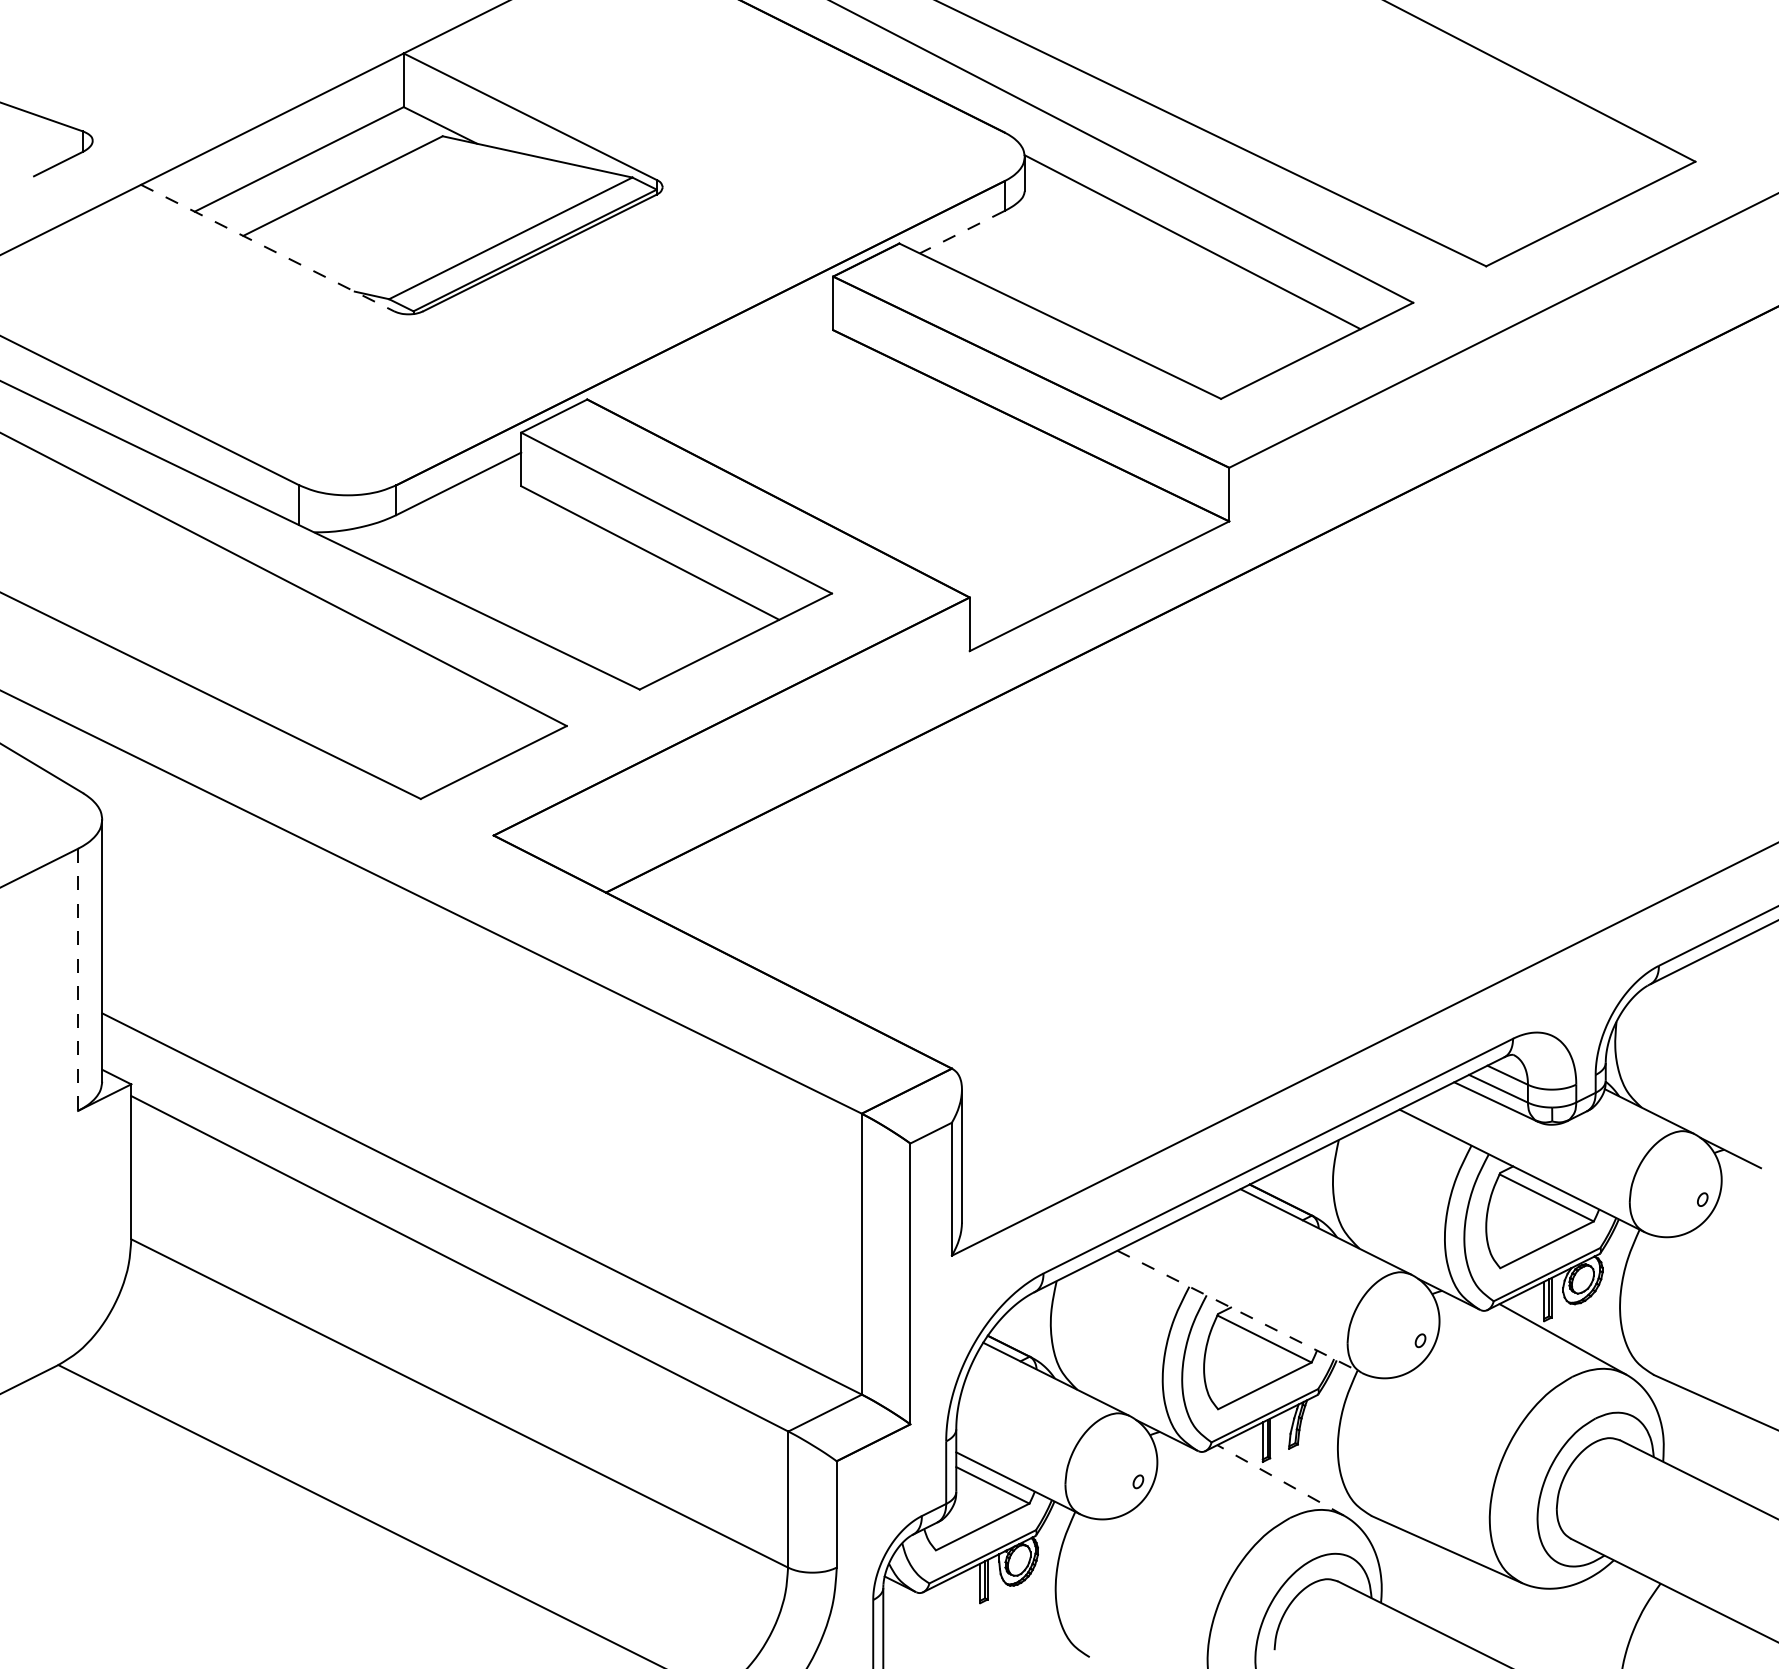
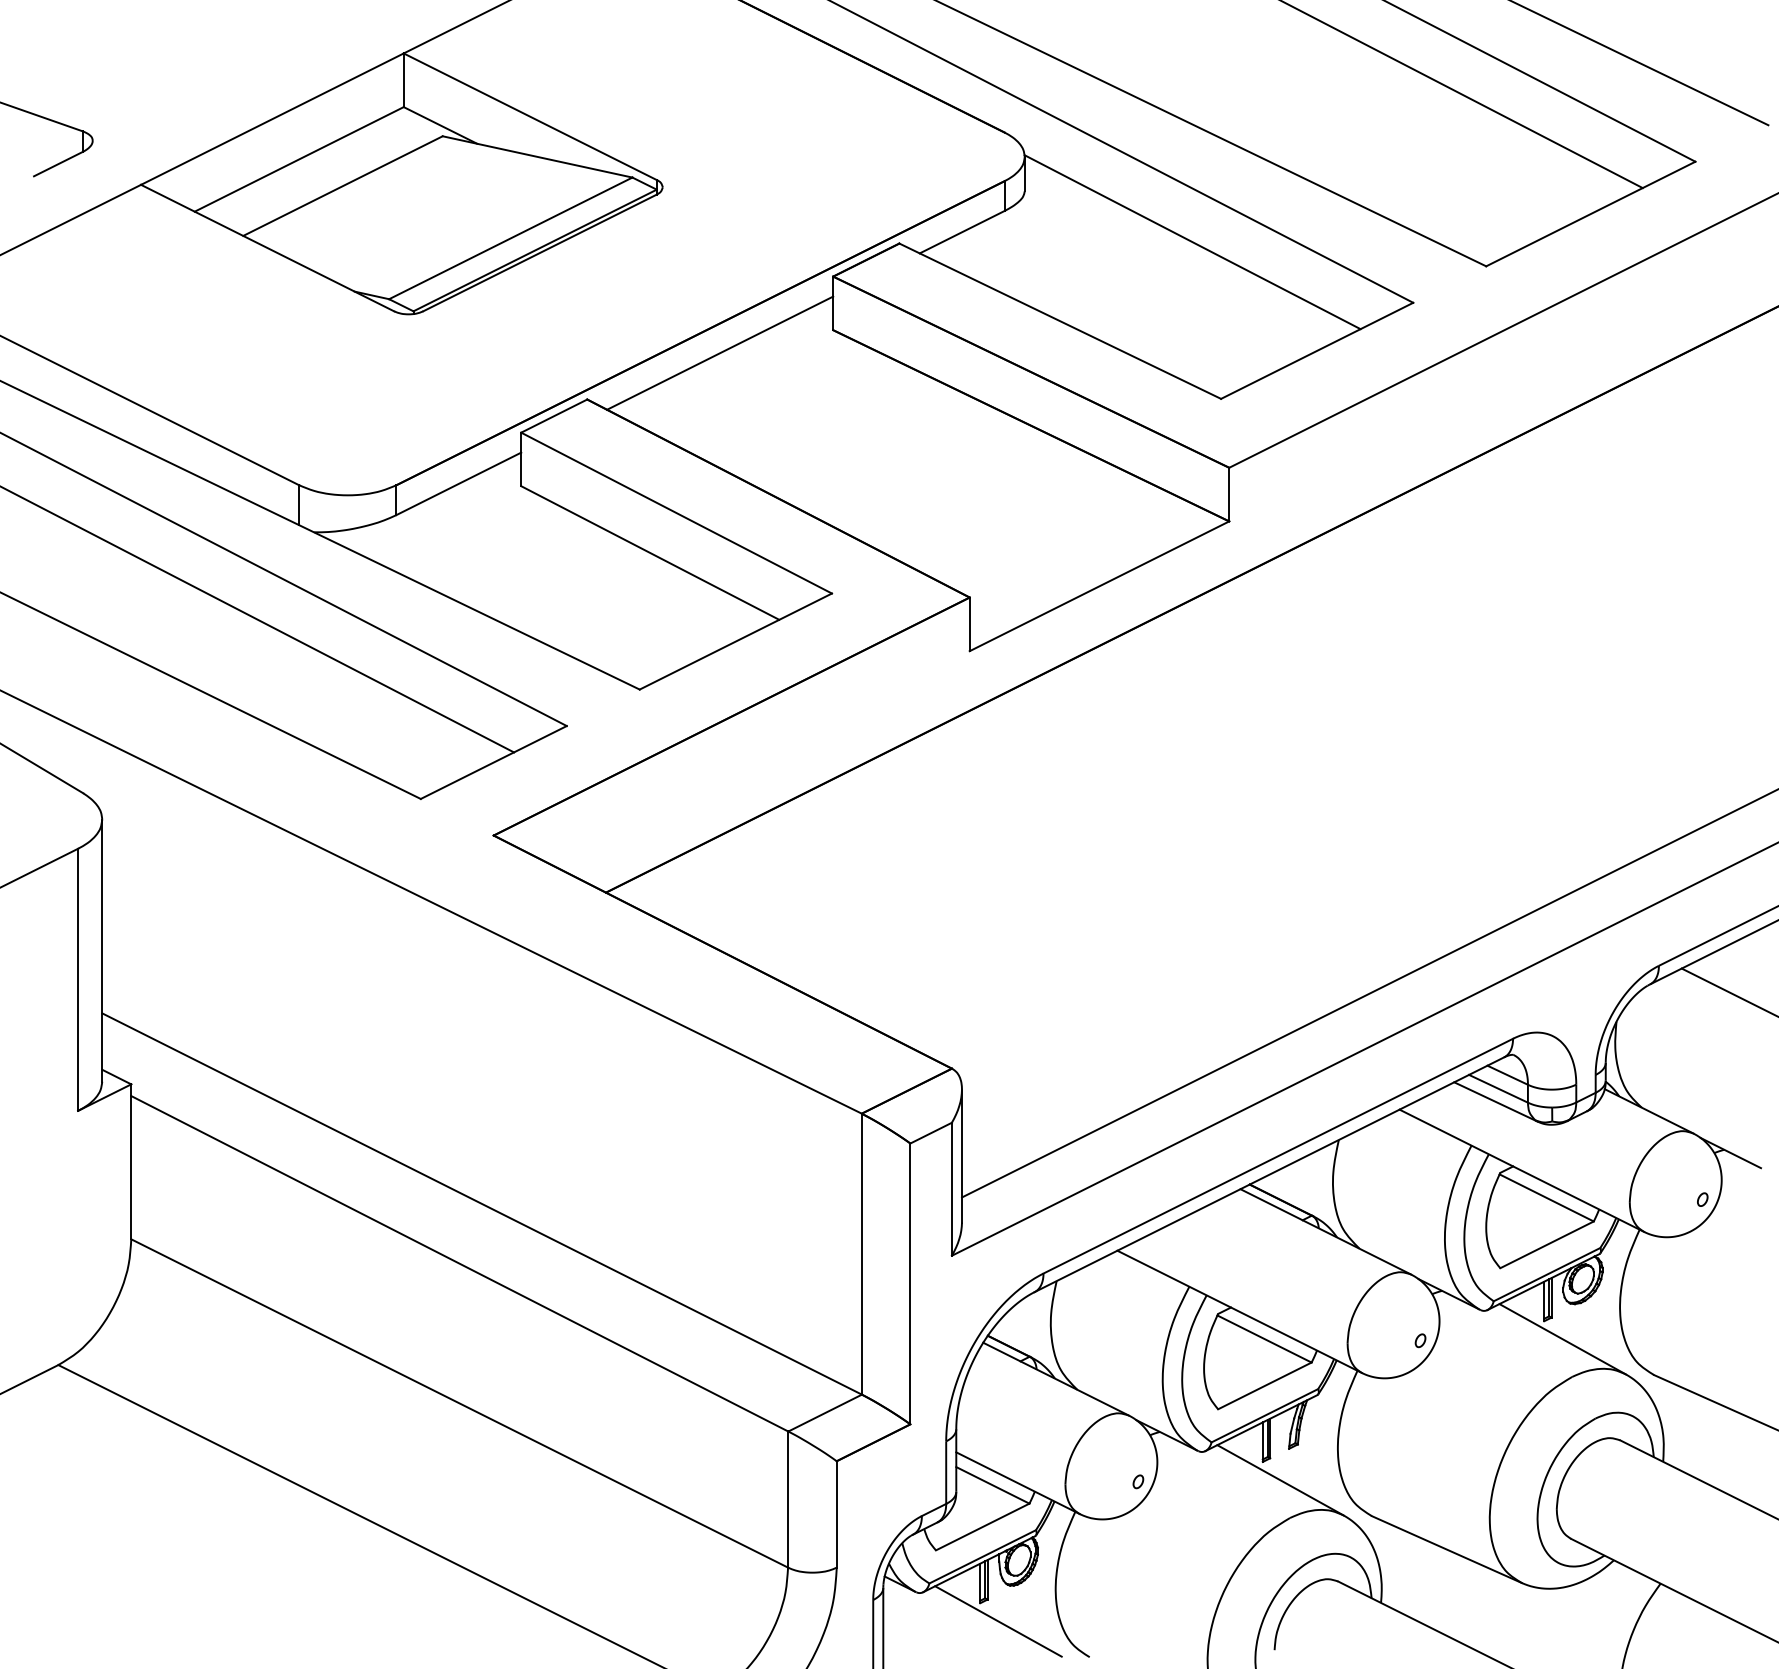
line: none -> present (1640, 63)
line: none -> present (1462, 95)
line: dashed -> solid (961, 232)
line: dashed -> solid (268, 248)
line: none -> present (719, 352)
line: none -> present (258, 619)
line: dashed -> solid (78, 980)
line: none -> present (1728, 991)
line: none -> present (1368, 993)
line: dashed -> solid (1239, 1311)
line: dashed -> solid (1280, 1480)
line: none -> present (998, 1621)
